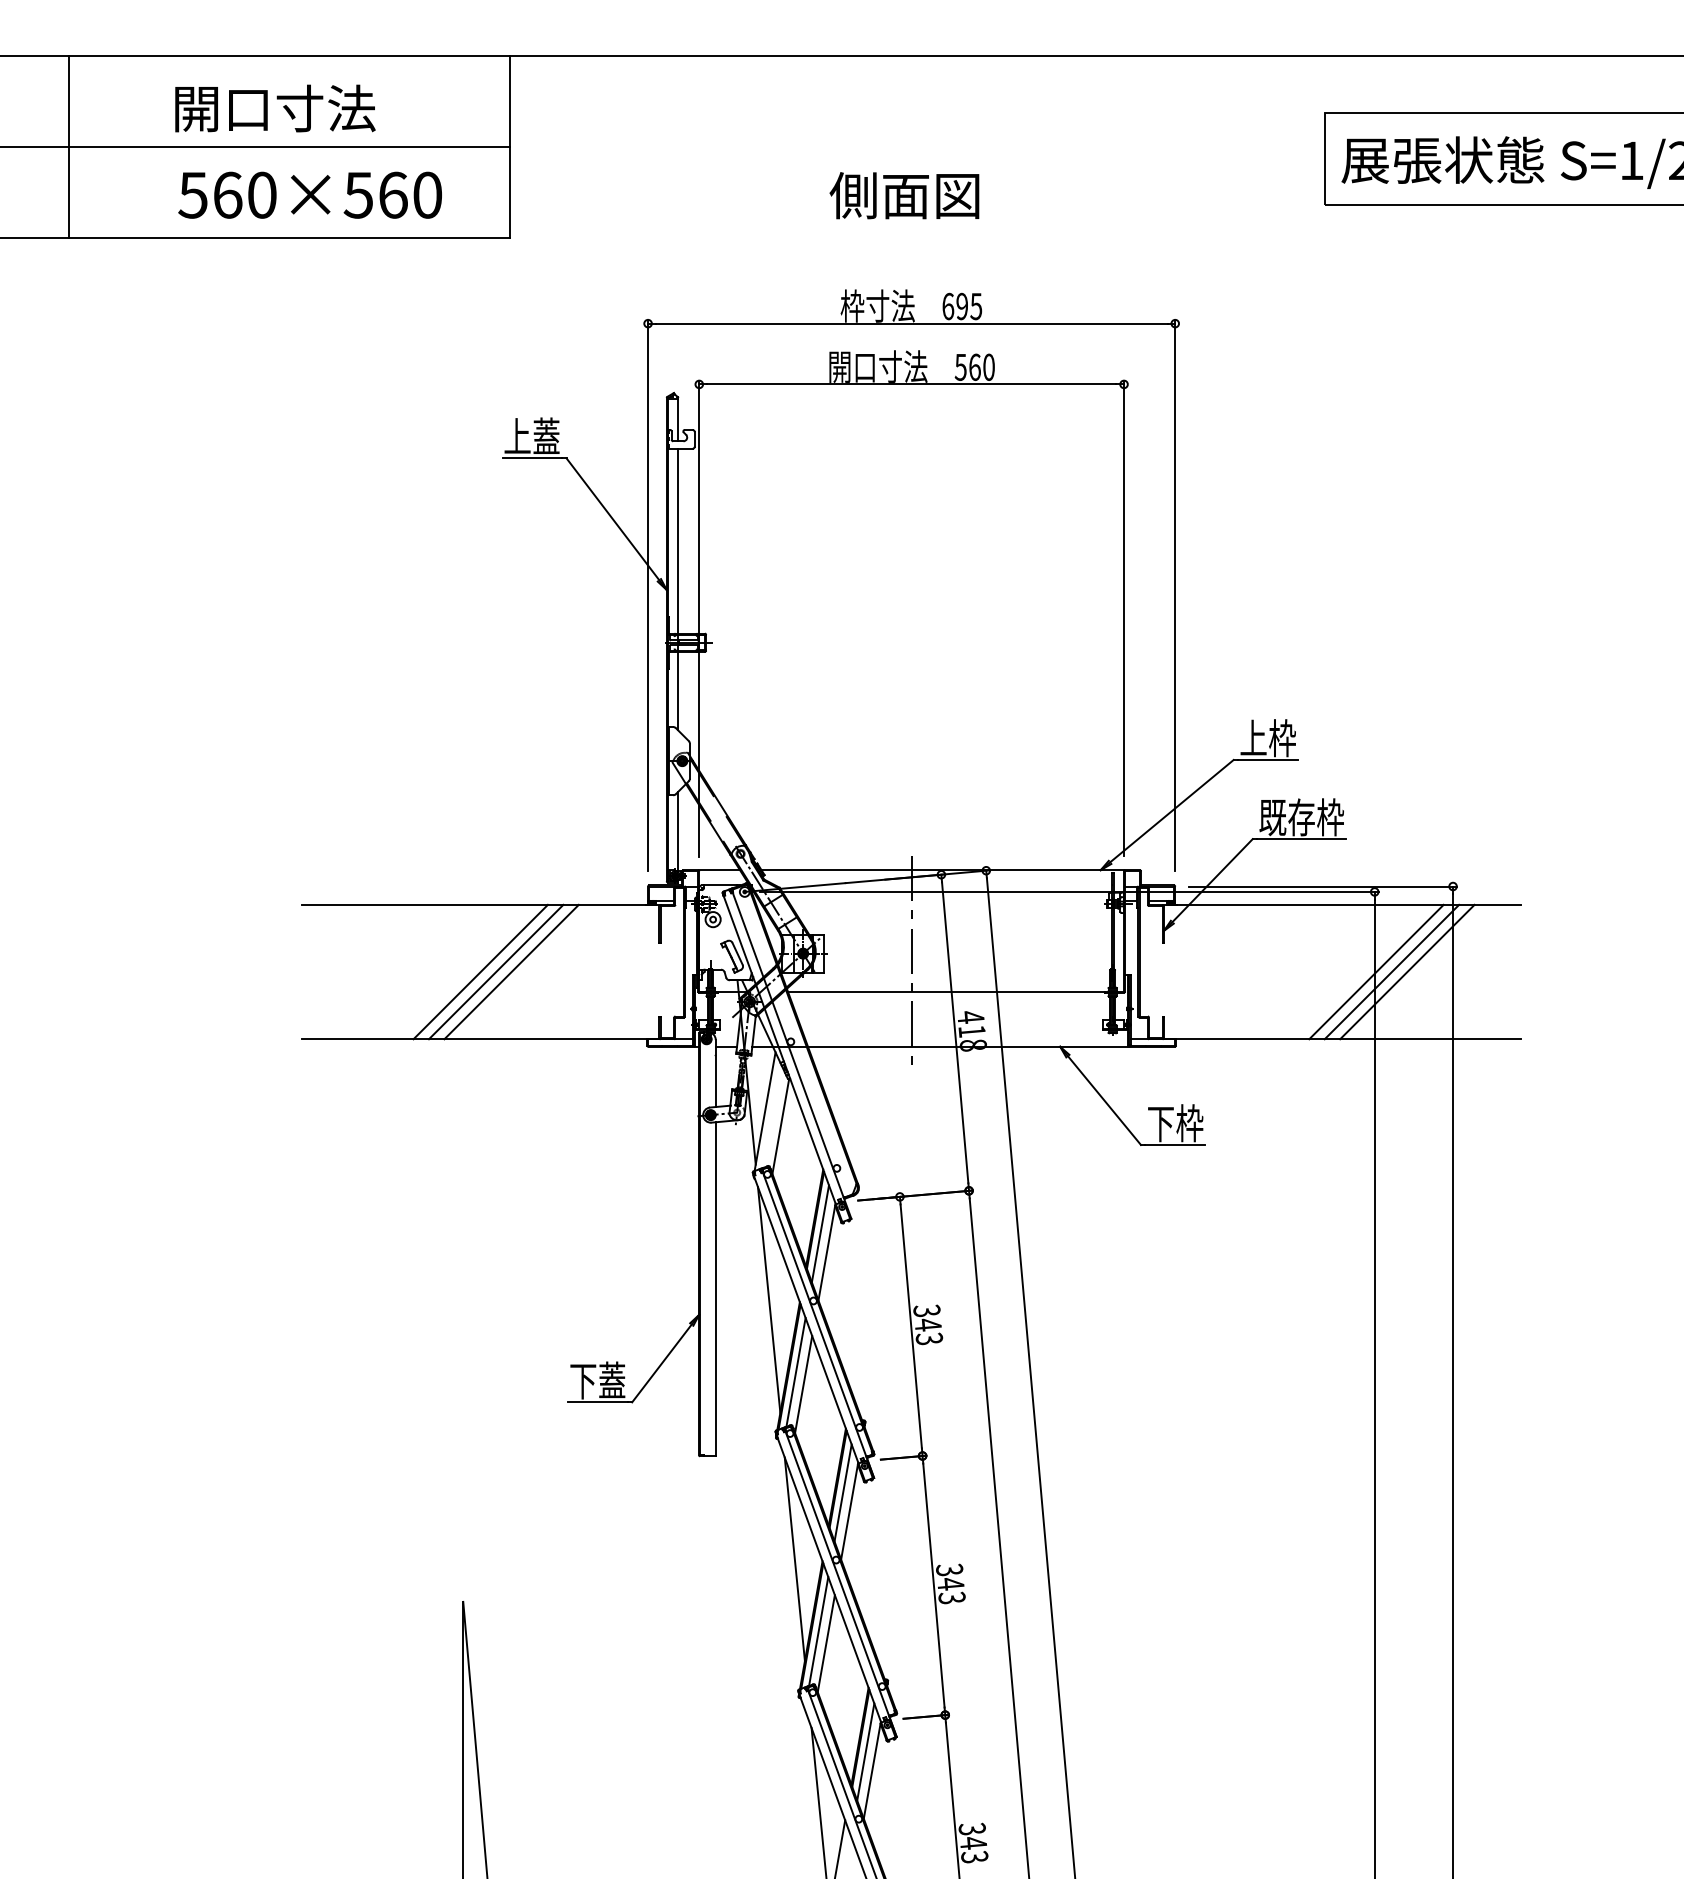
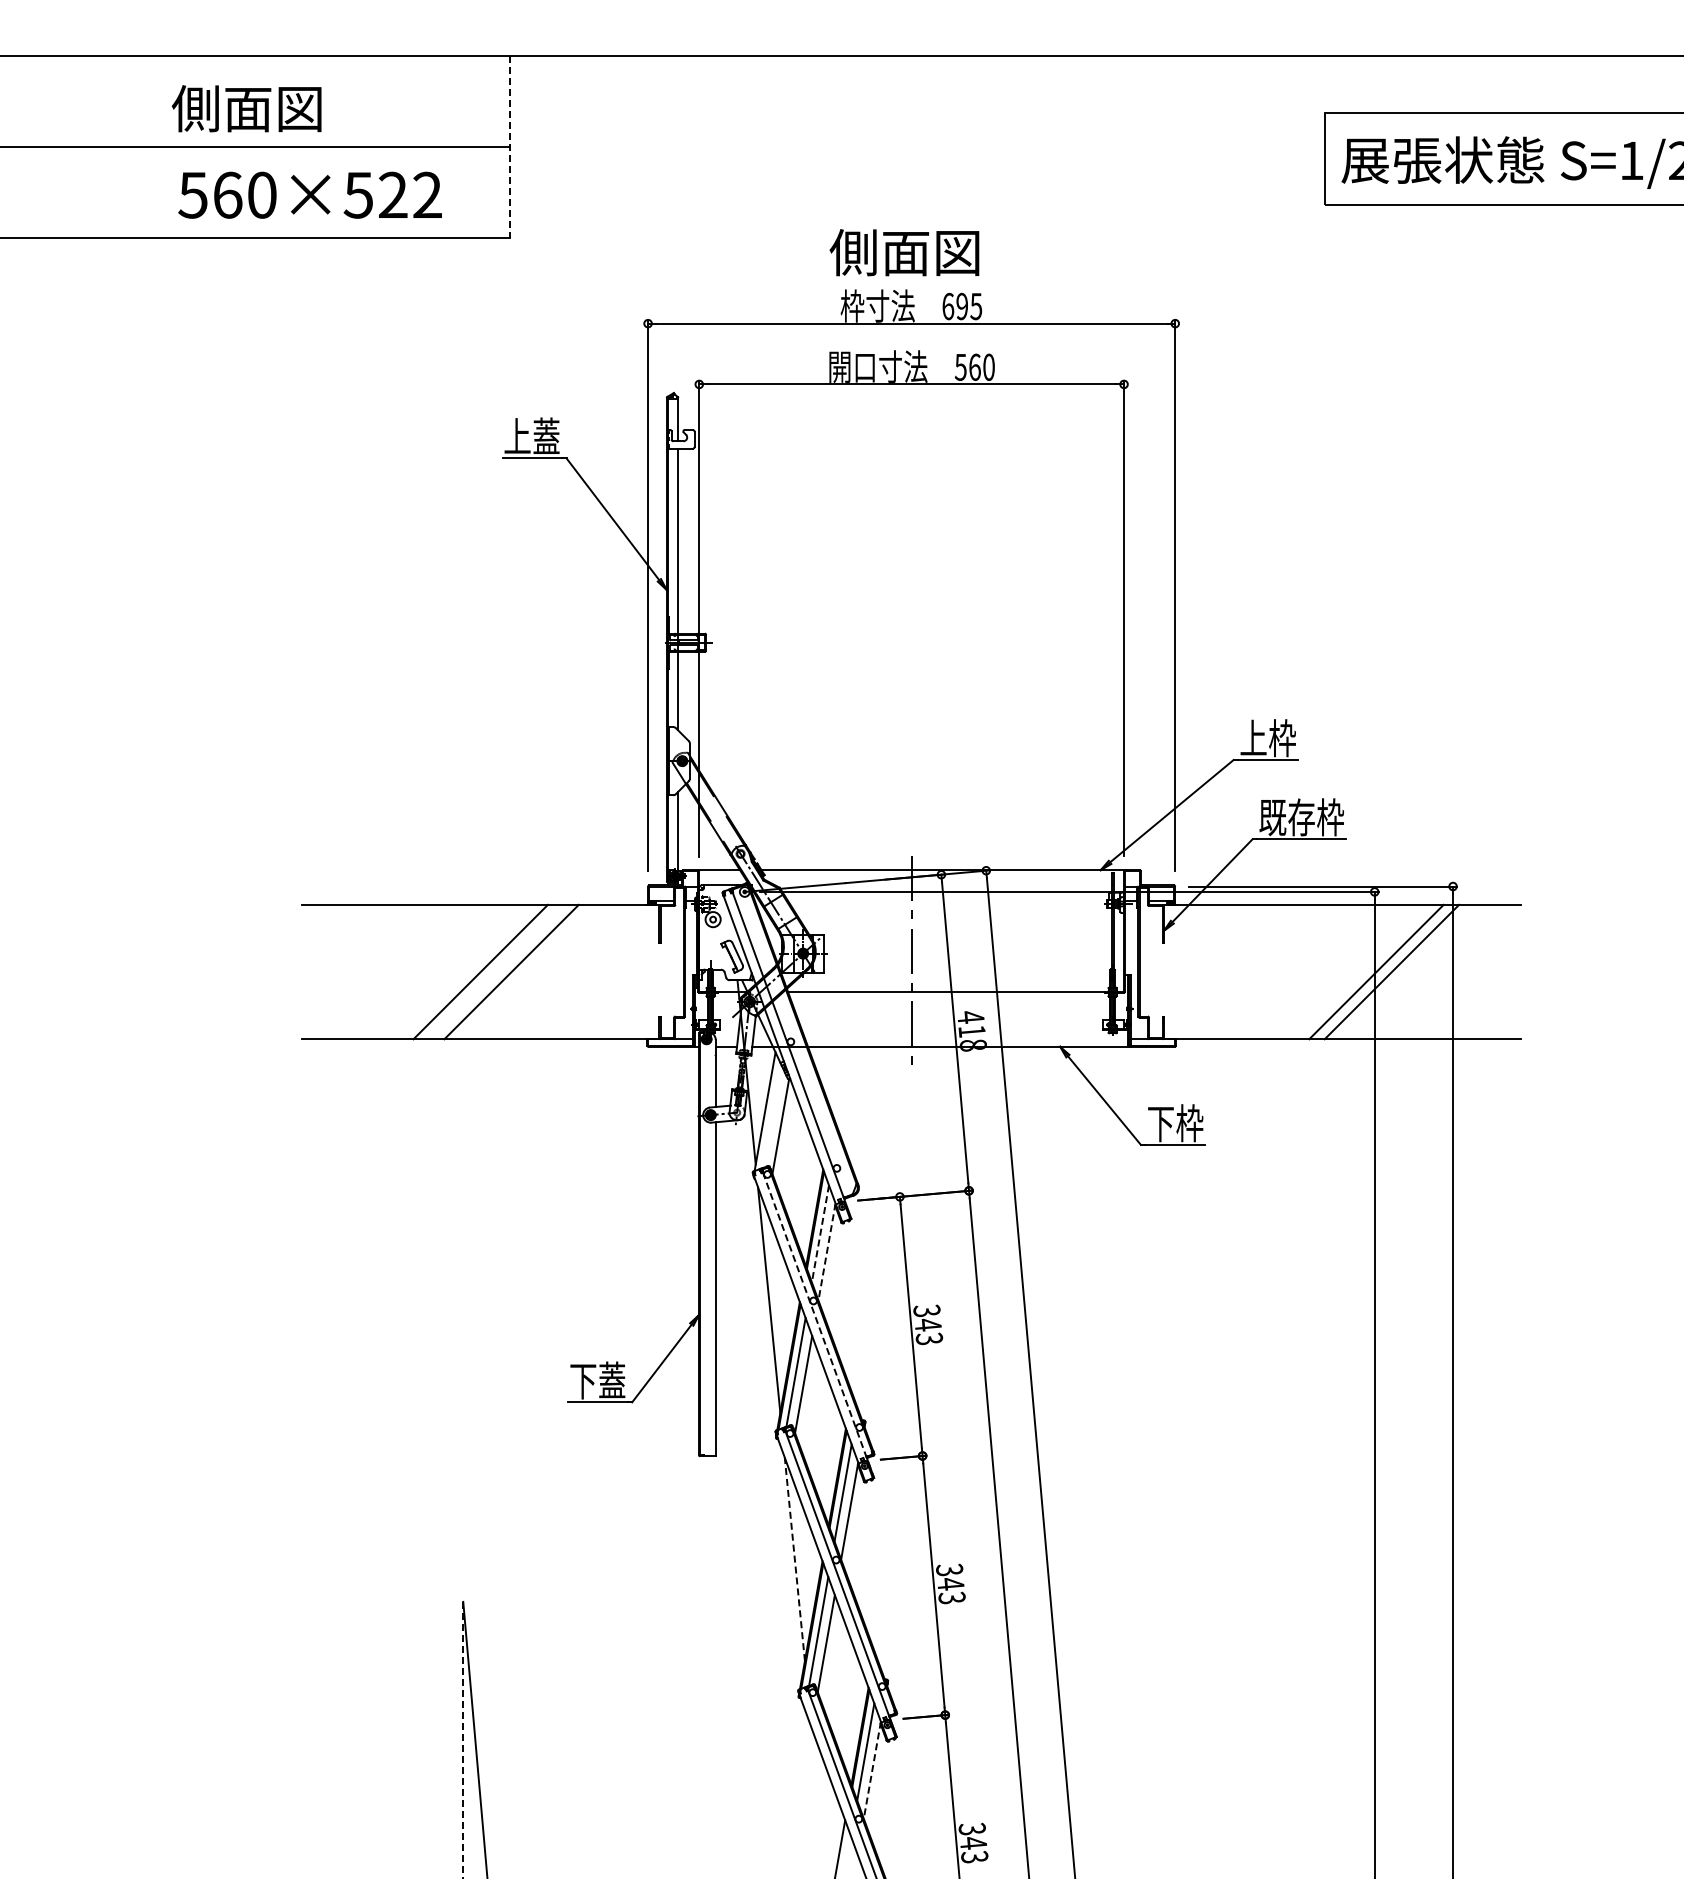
text: 開口寸法 -> 側面図 (273, 108)
line: present -> none (69, 147)
line: solid -> dashed (509, 147)
text: 560×560 -> 560×522 (410, 194)
text position: (904, 195) -> (904, 252) (904, 252)
line: present -> none (495, 971)
line: present -> none (1407, 971)
line: solid -> dashed (820, 1234)
line: solid -> dashed (826, 1252)
line: solid -> dashed (818, 1325)
line: solid -> dashed (794, 1558)
line: solid -> dashed (463, 1740)
line: solid -> dashed (872, 1770)
line: present -> none (818, 1801)
